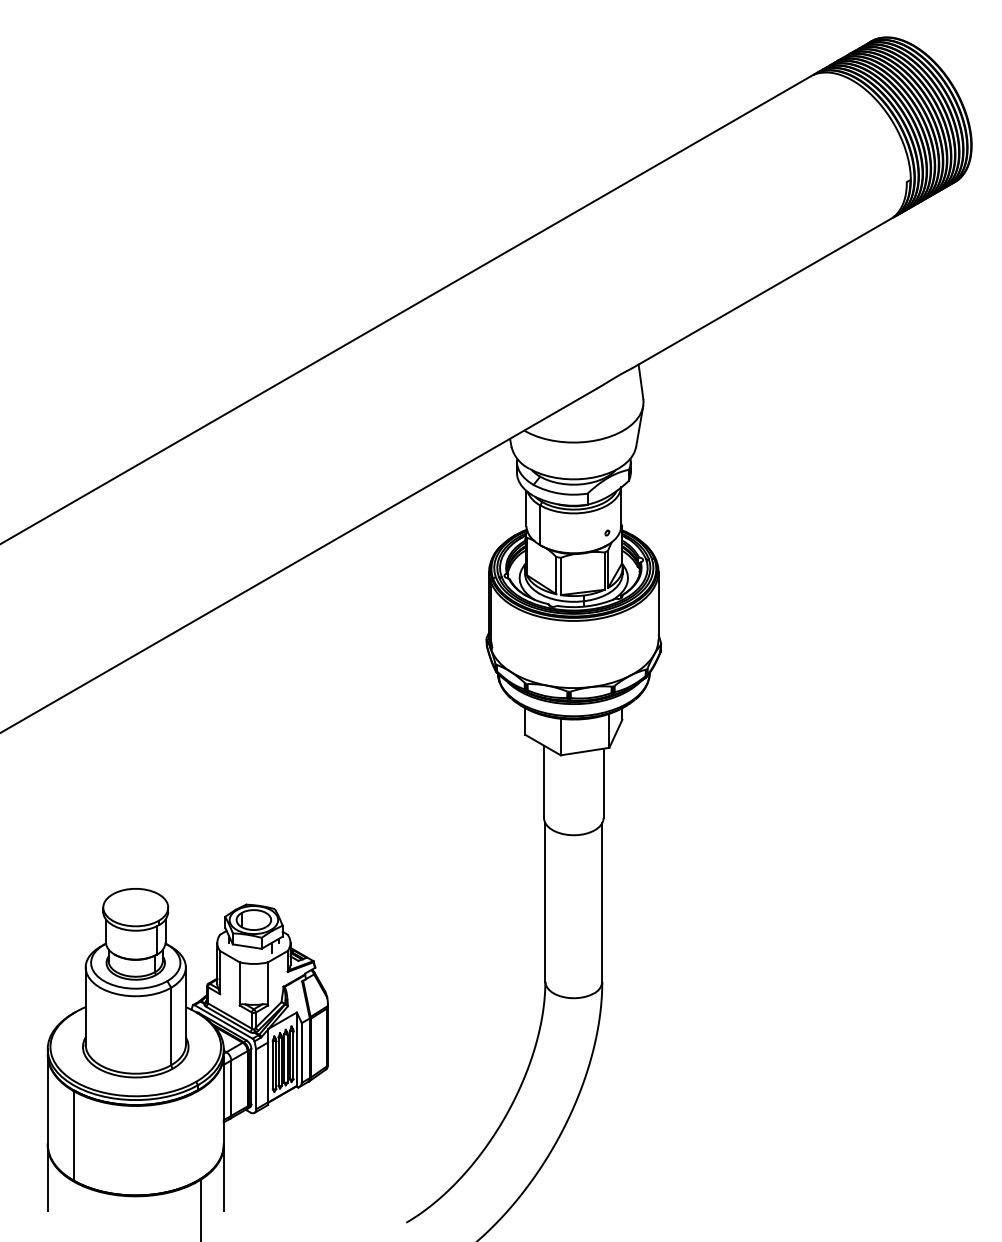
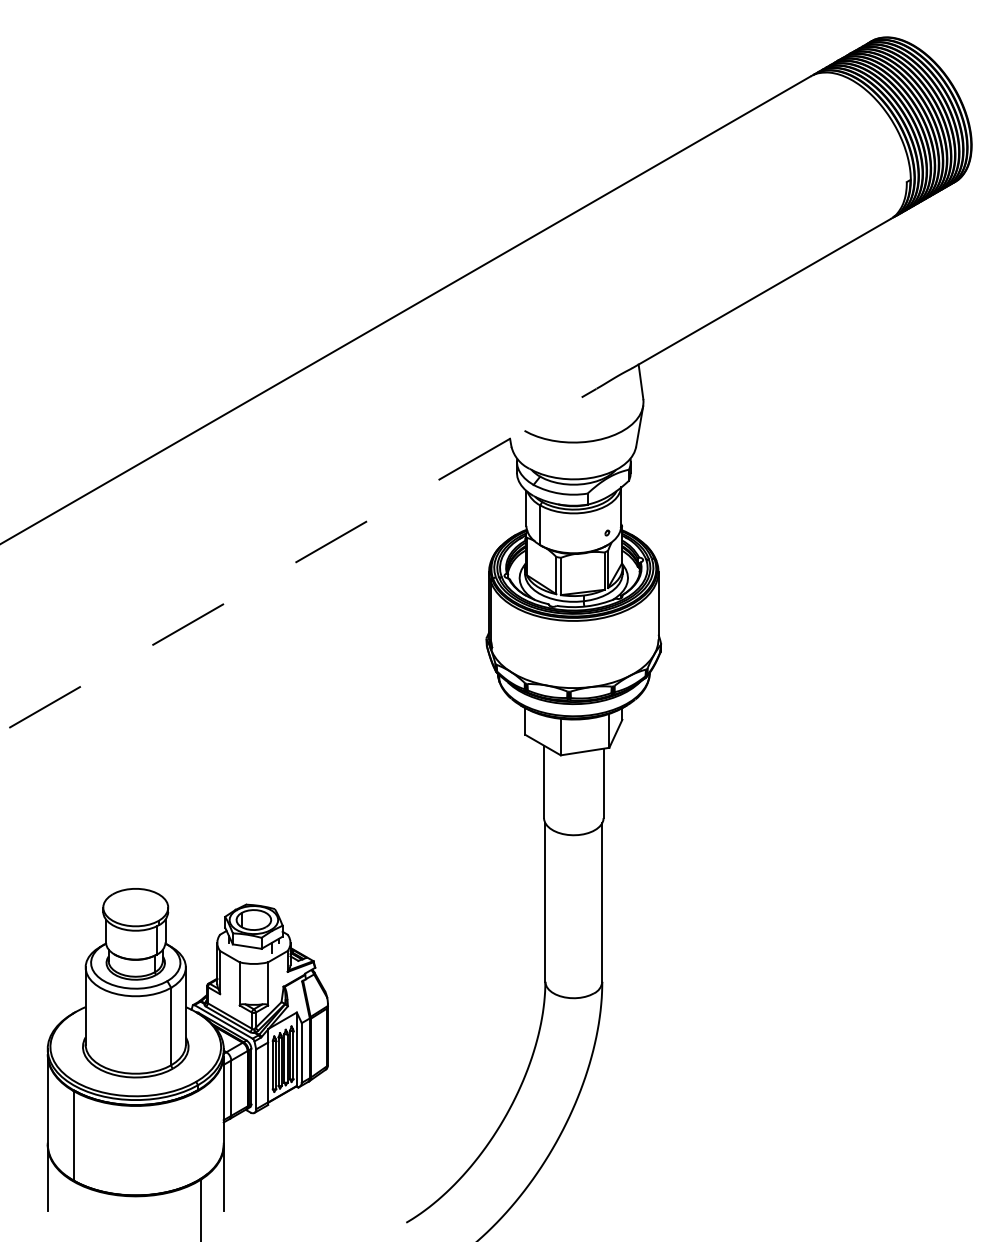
line: solid -> dashed (298, 560)
